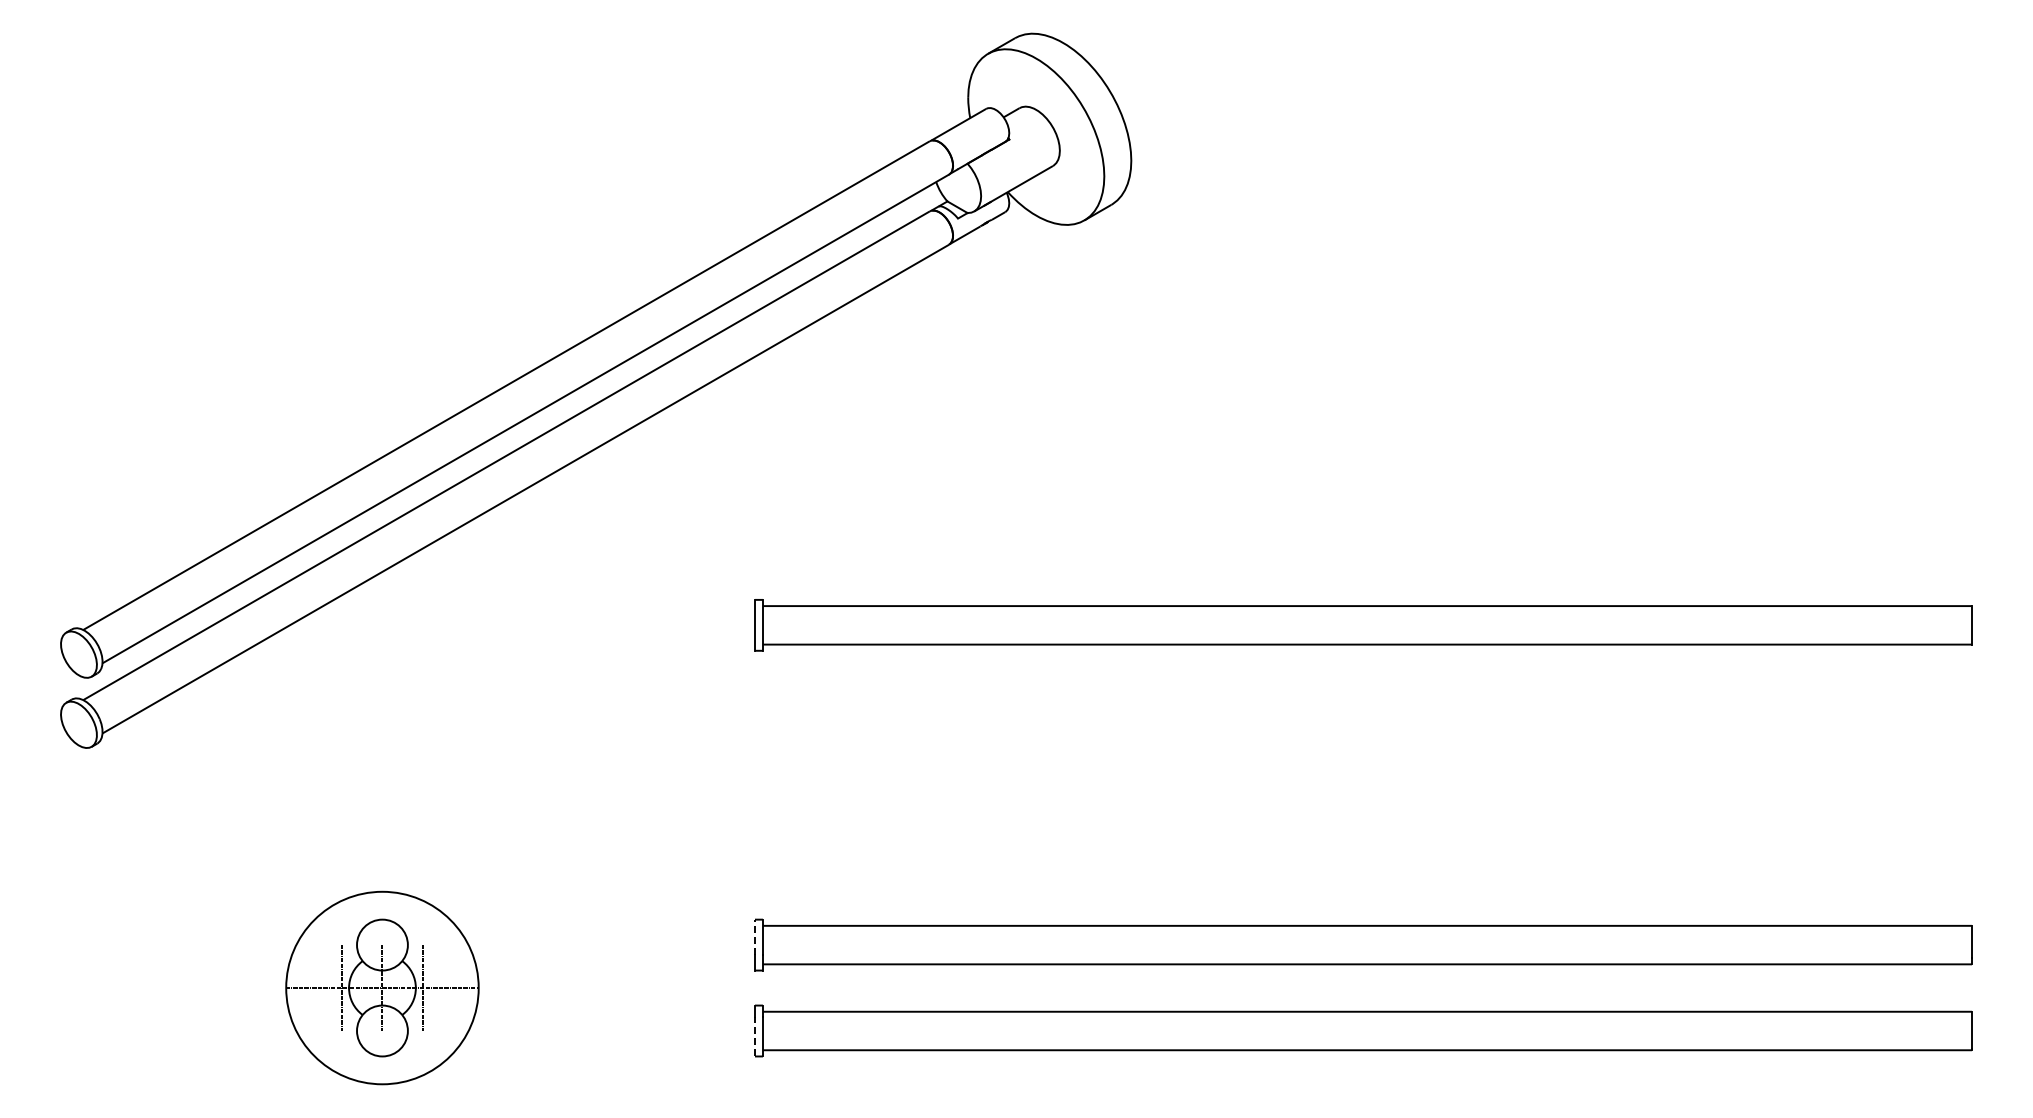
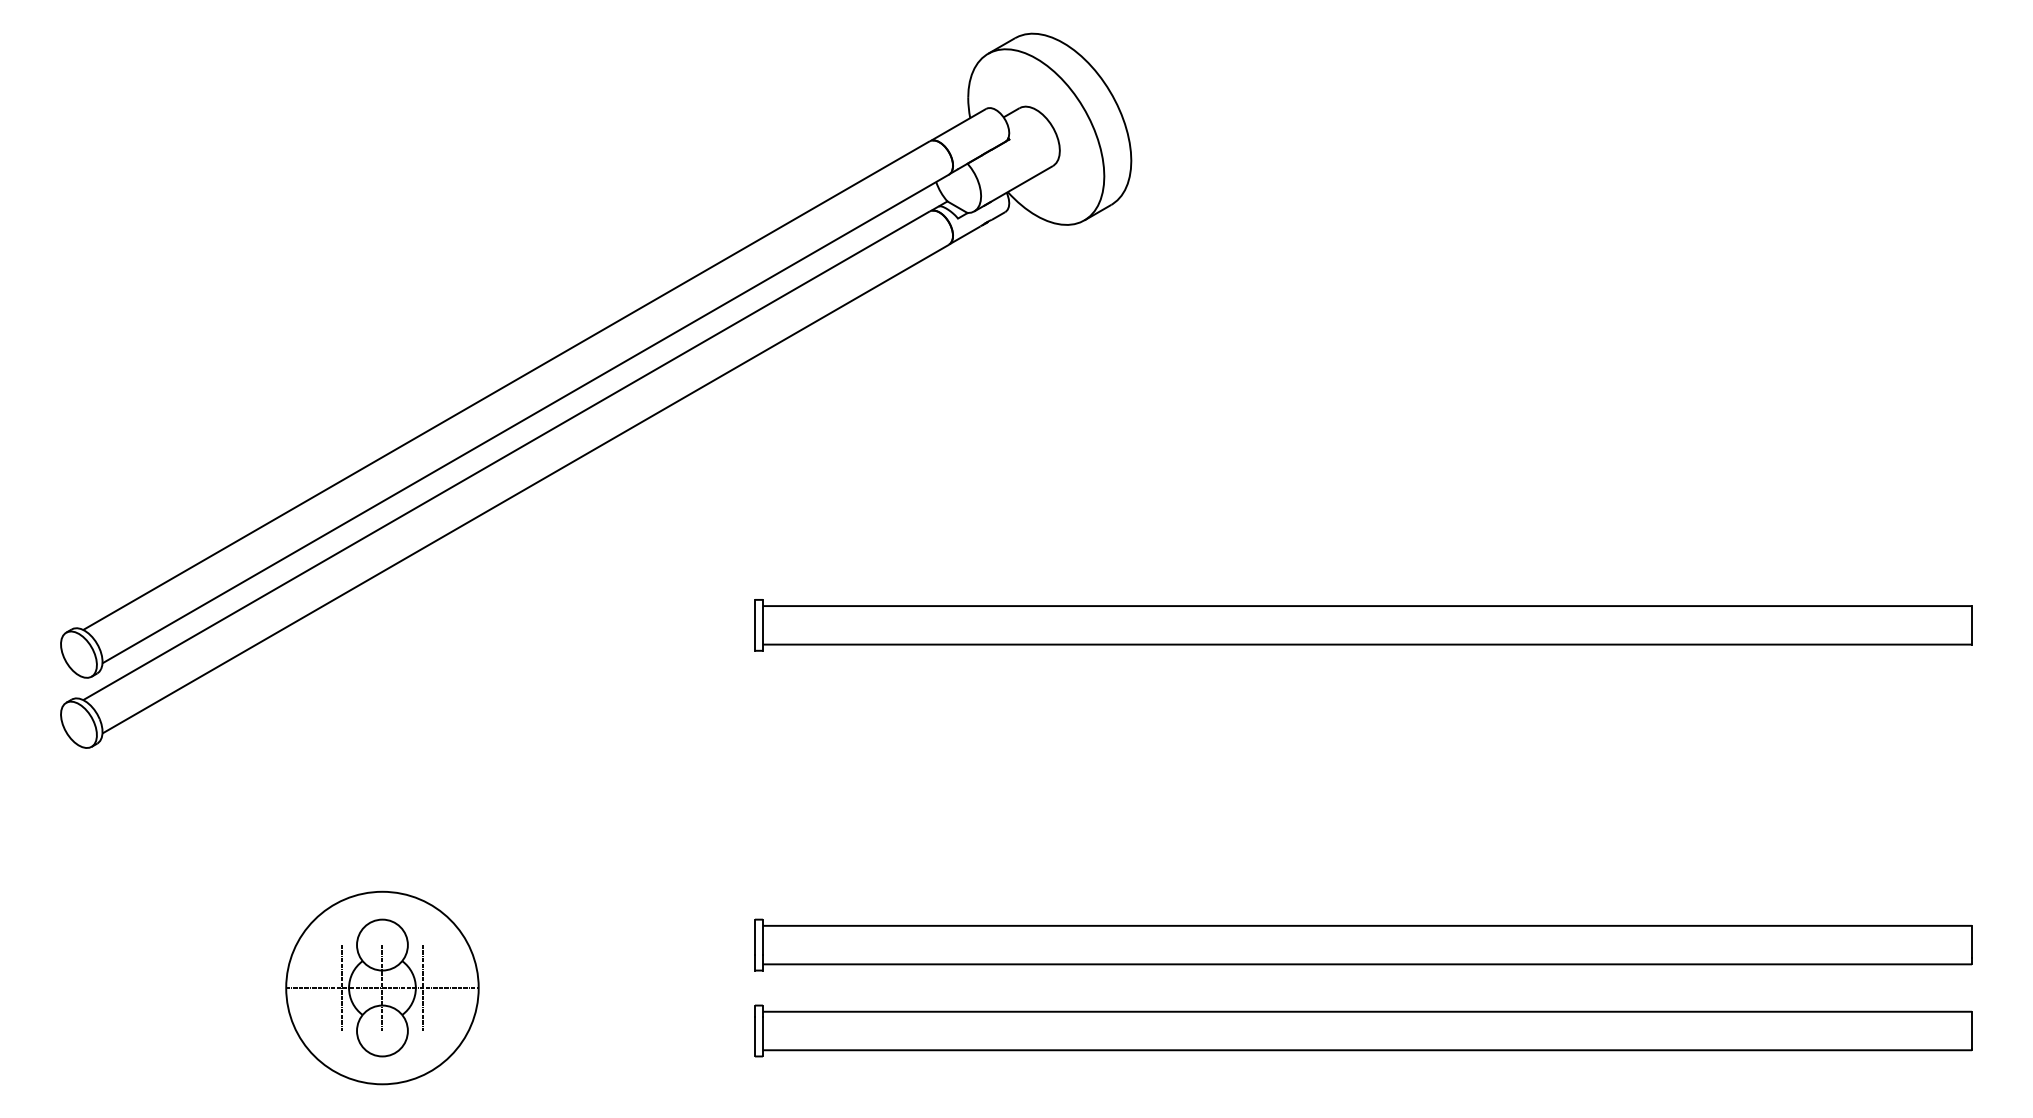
line: dashed -> solid (754, 937)
line: dashed -> solid (754, 1036)
